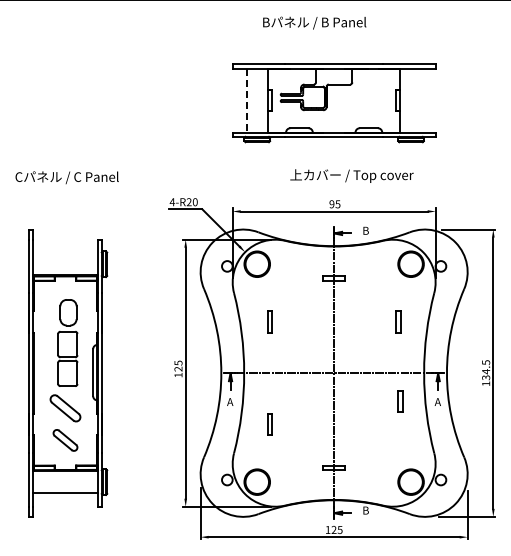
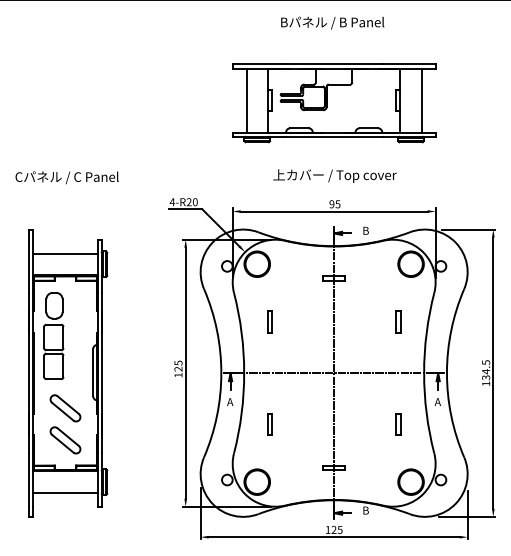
text position: (314, 22) -> (332, 22) (332, 22)
line: none -> present (421, 100)
line: dashed -> solid (246, 101)
text position: (351, 175) -> (334, 175) (334, 175)
line: none -> present (65, 253)
part position: (67, 342) -> (53, 335) (53, 335)
part position: (400, 401) -> (398, 424) (398, 424)
part size: 27x23 px -> 33x29 px (65, 440)
